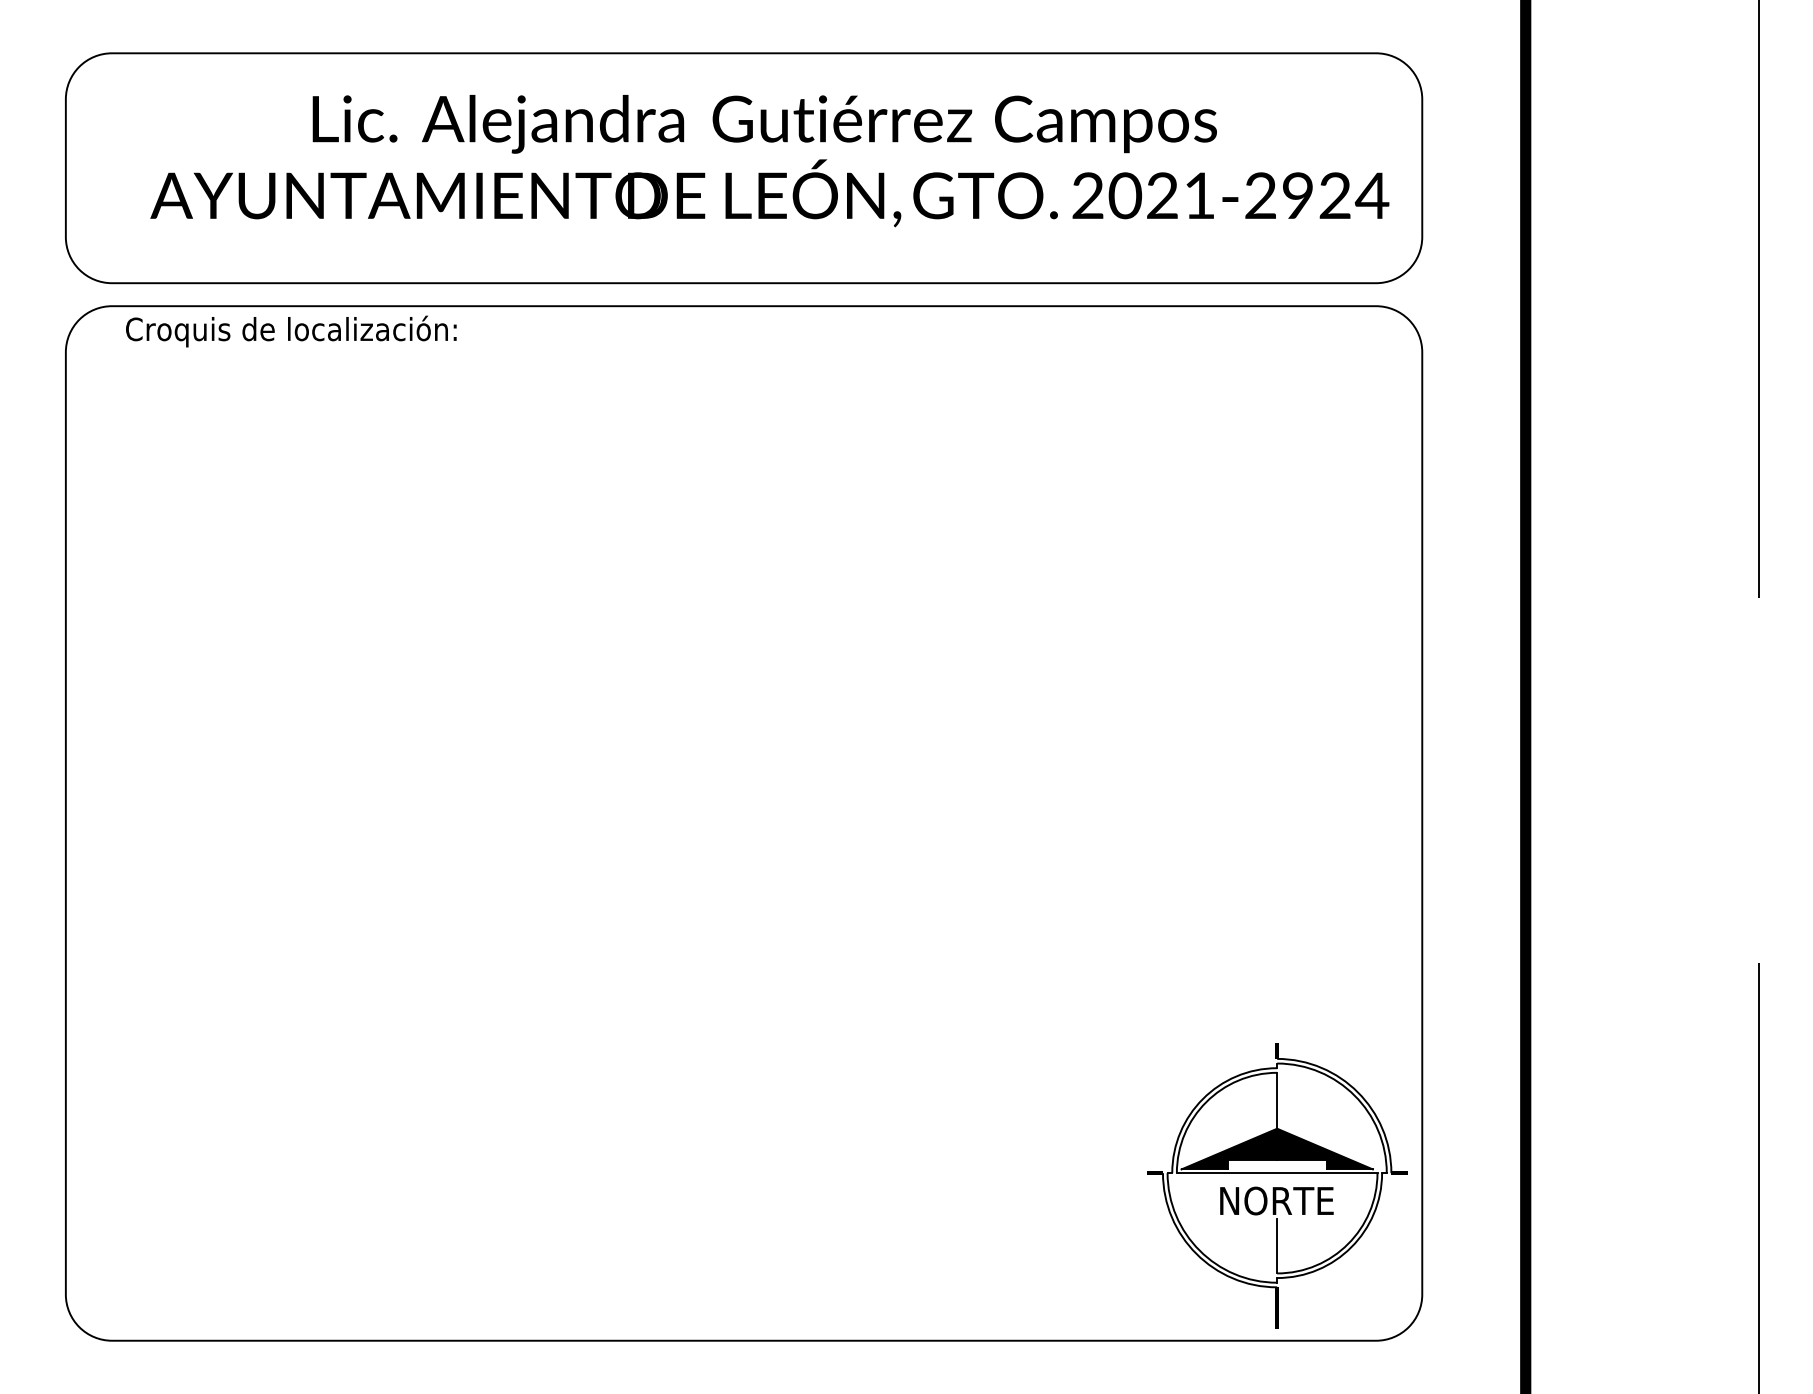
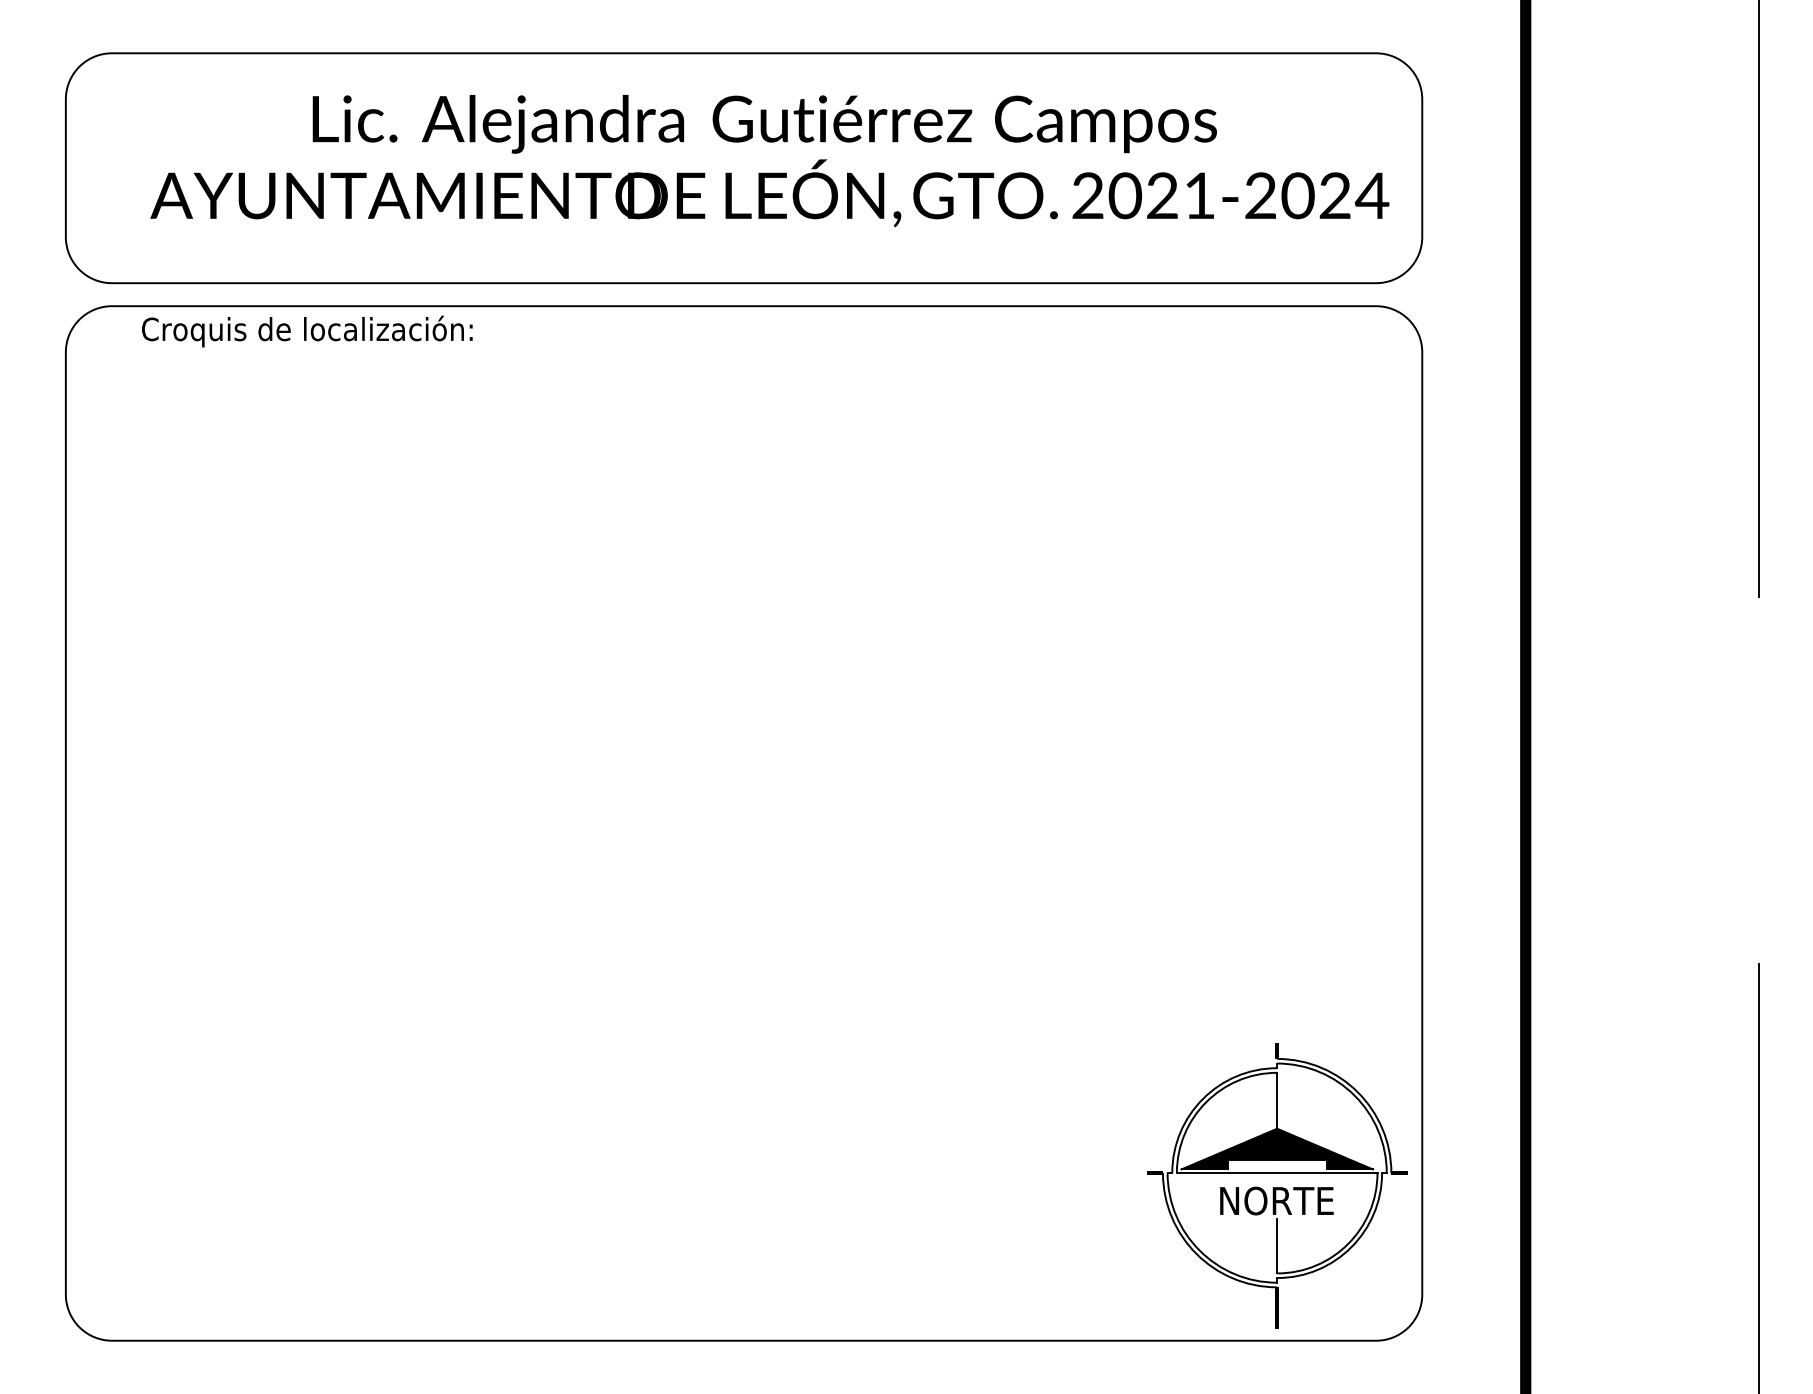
text: 2021-2924 -> 2021-2024 (1297, 196)
text position: (291, 331) -> (307, 331) (307, 331)
